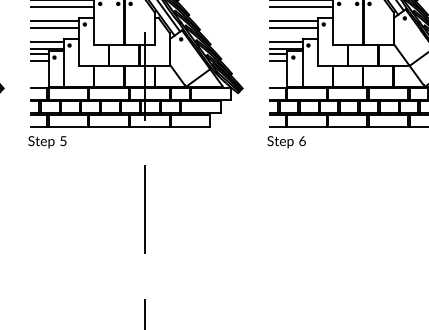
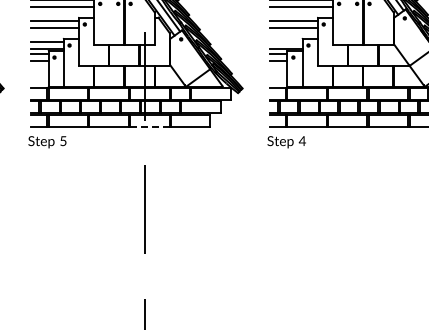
line: present -> none (285, 42)
line: solid -> dashed (149, 126)
text: 6 -> 4 (301, 141)
